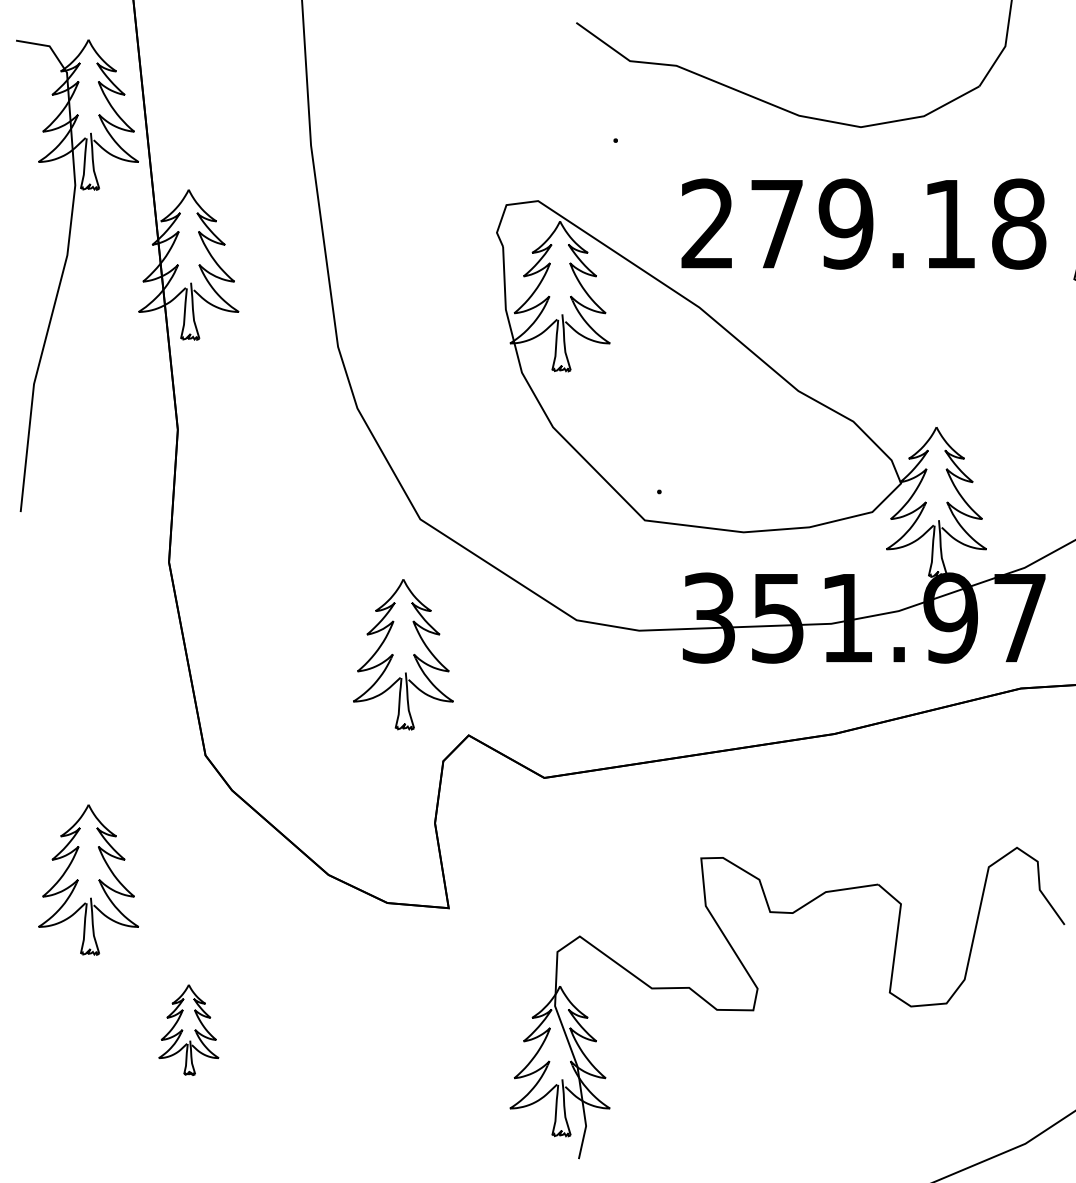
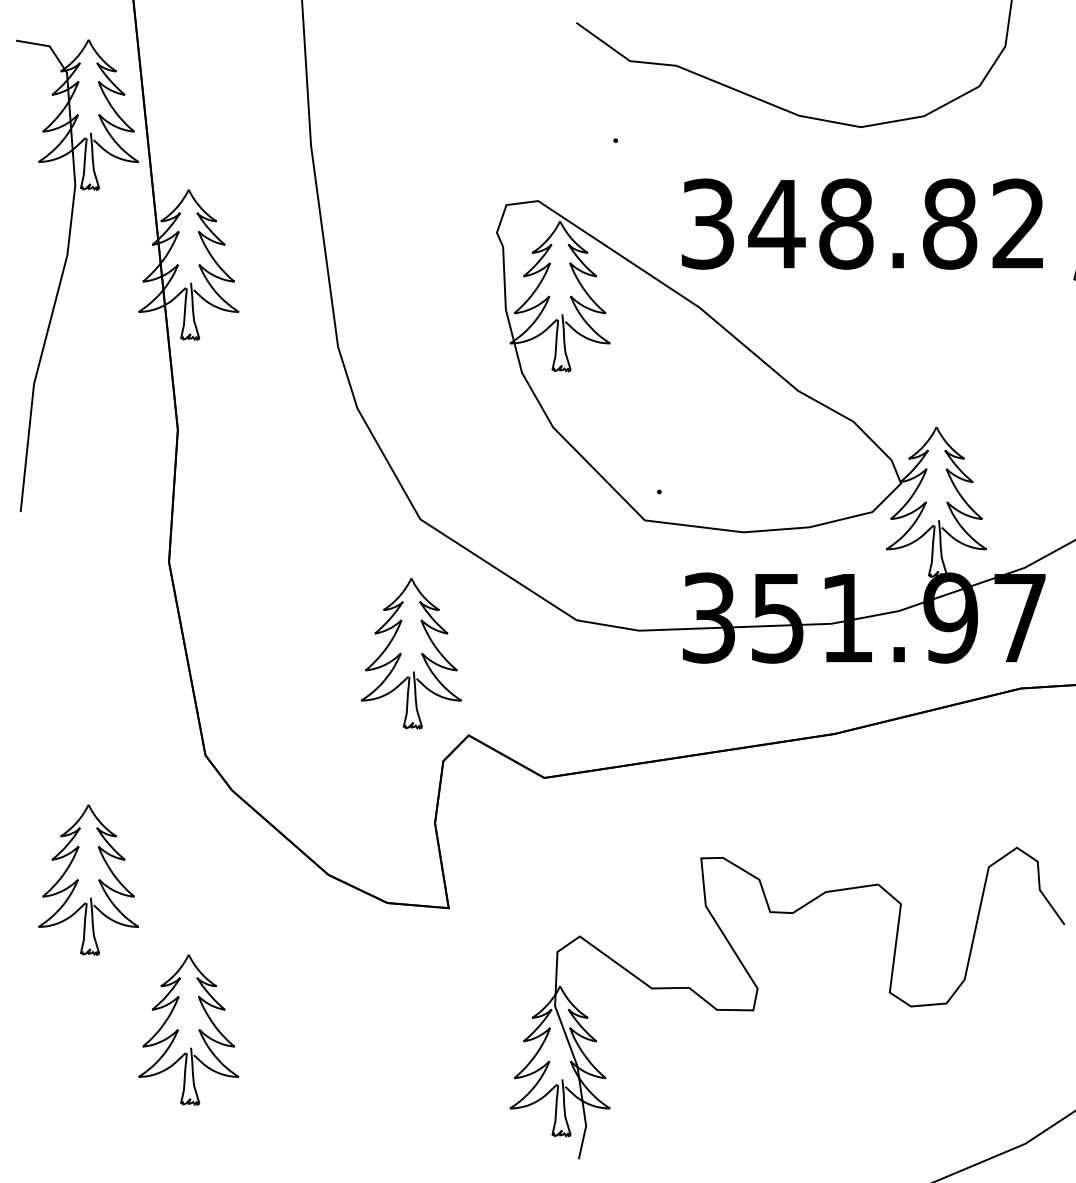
text: 279.18 -> 348.82 (863, 223)
part position: (403, 654) -> (411, 653) (411, 653)
part size: 62x92 px -> 102x152 px (188, 1029)
